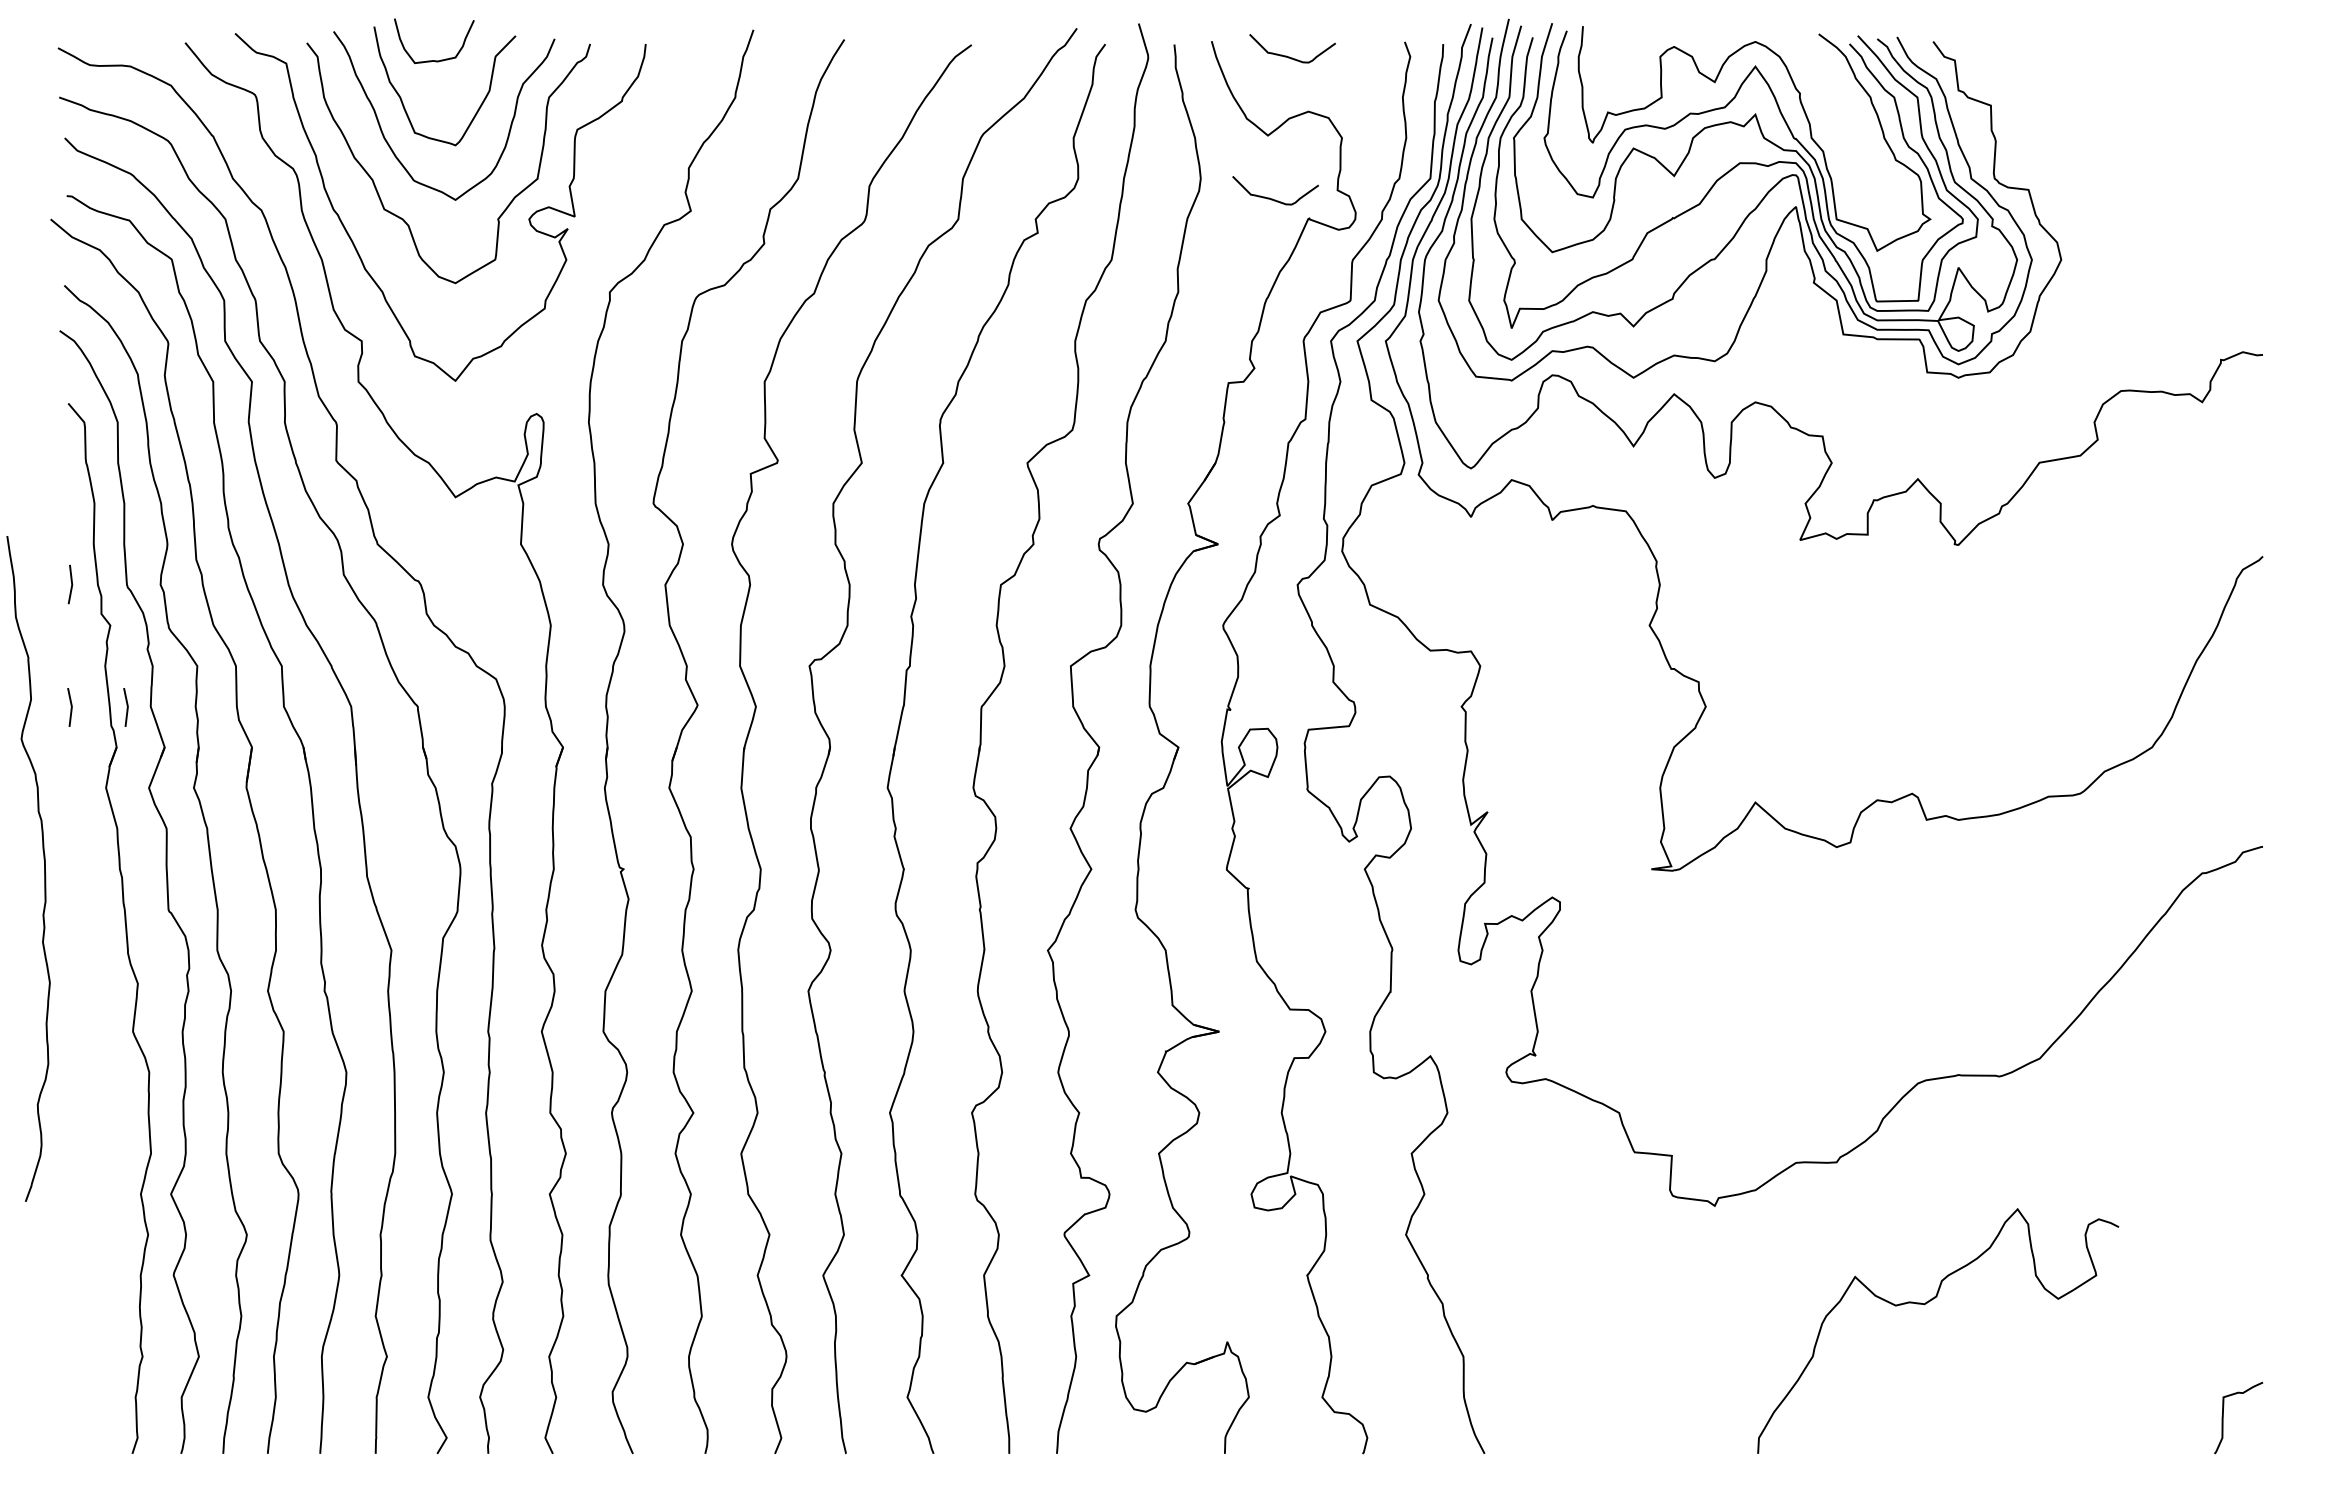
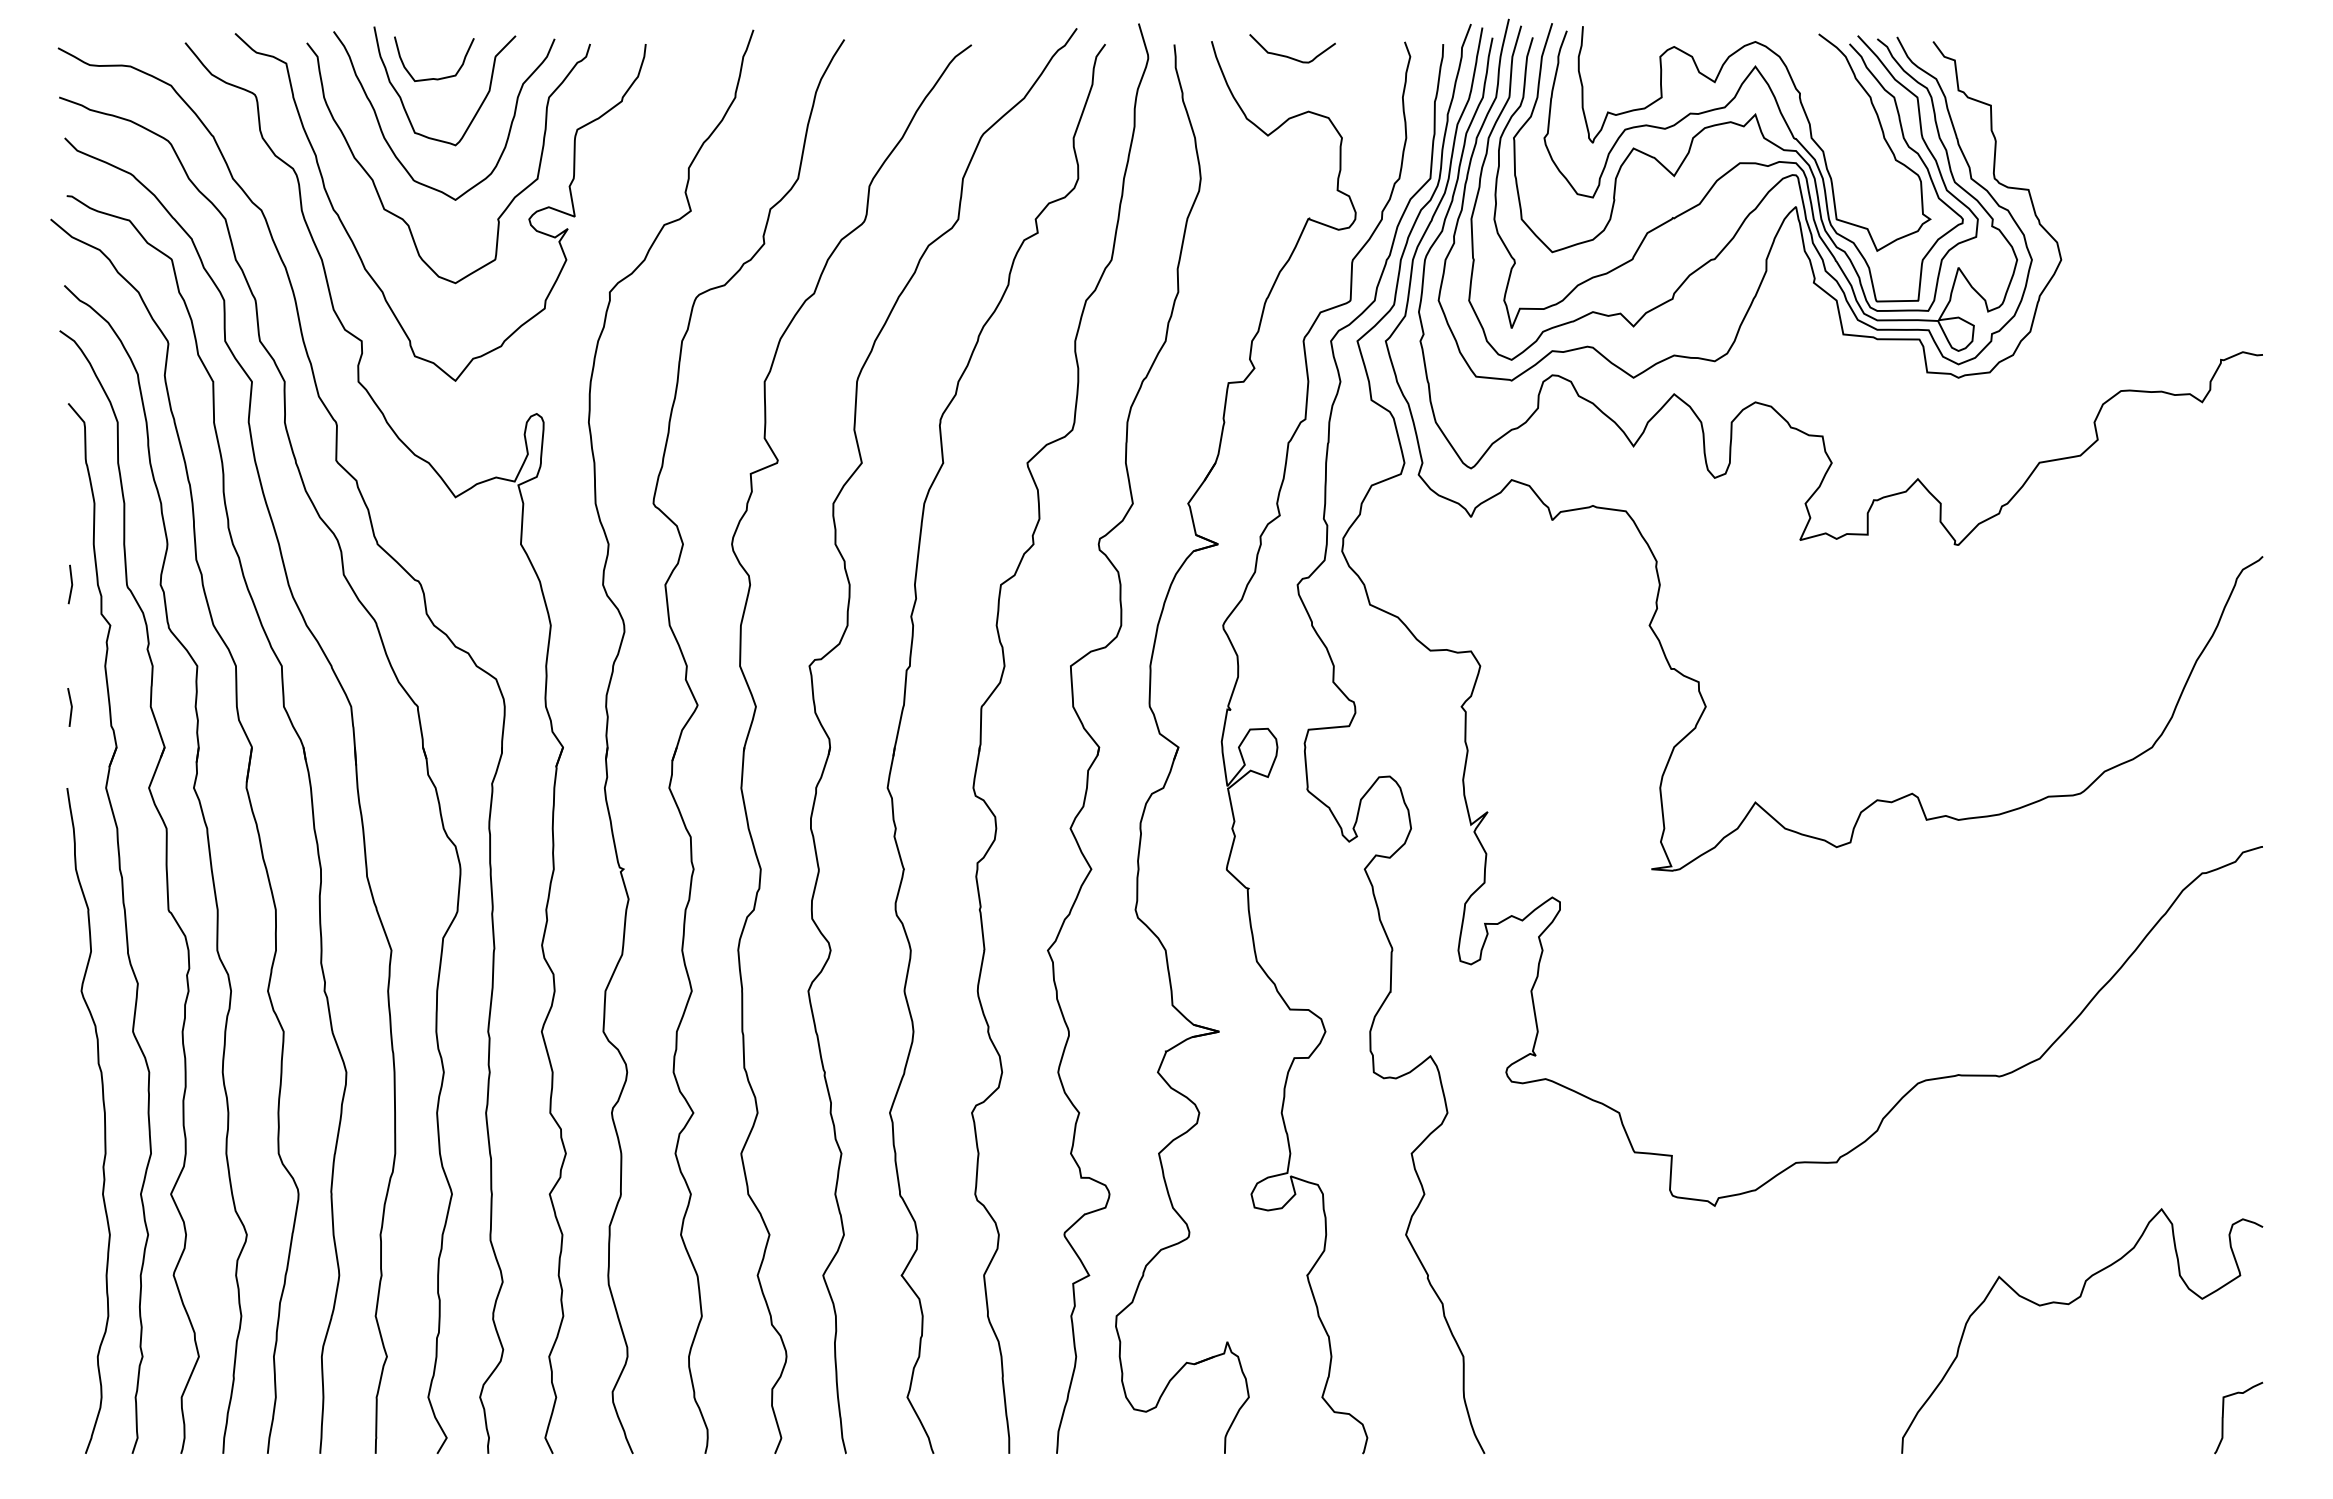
curve position: (434, 60) -> (434, 78) (434, 78)
curve: present -> none (1272, 198)
line: present -> none (126, 707)
curve position: (44, 868) -> (104, 1120) (104, 1120)
curve position: (1926, 1304) -> (2070, 1304) (2070, 1304)
